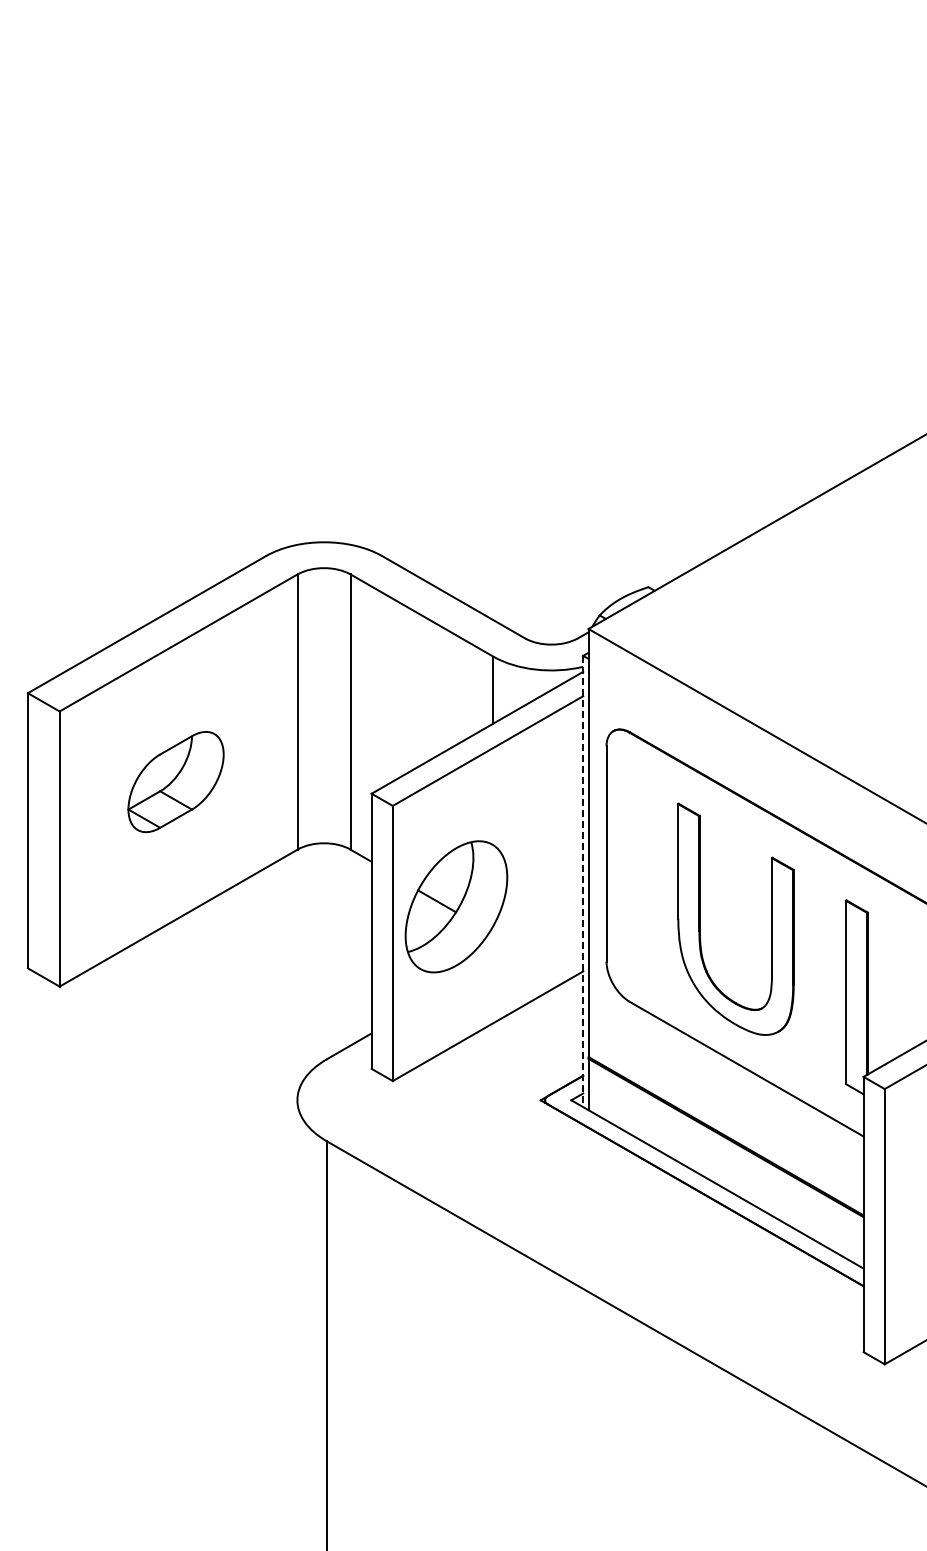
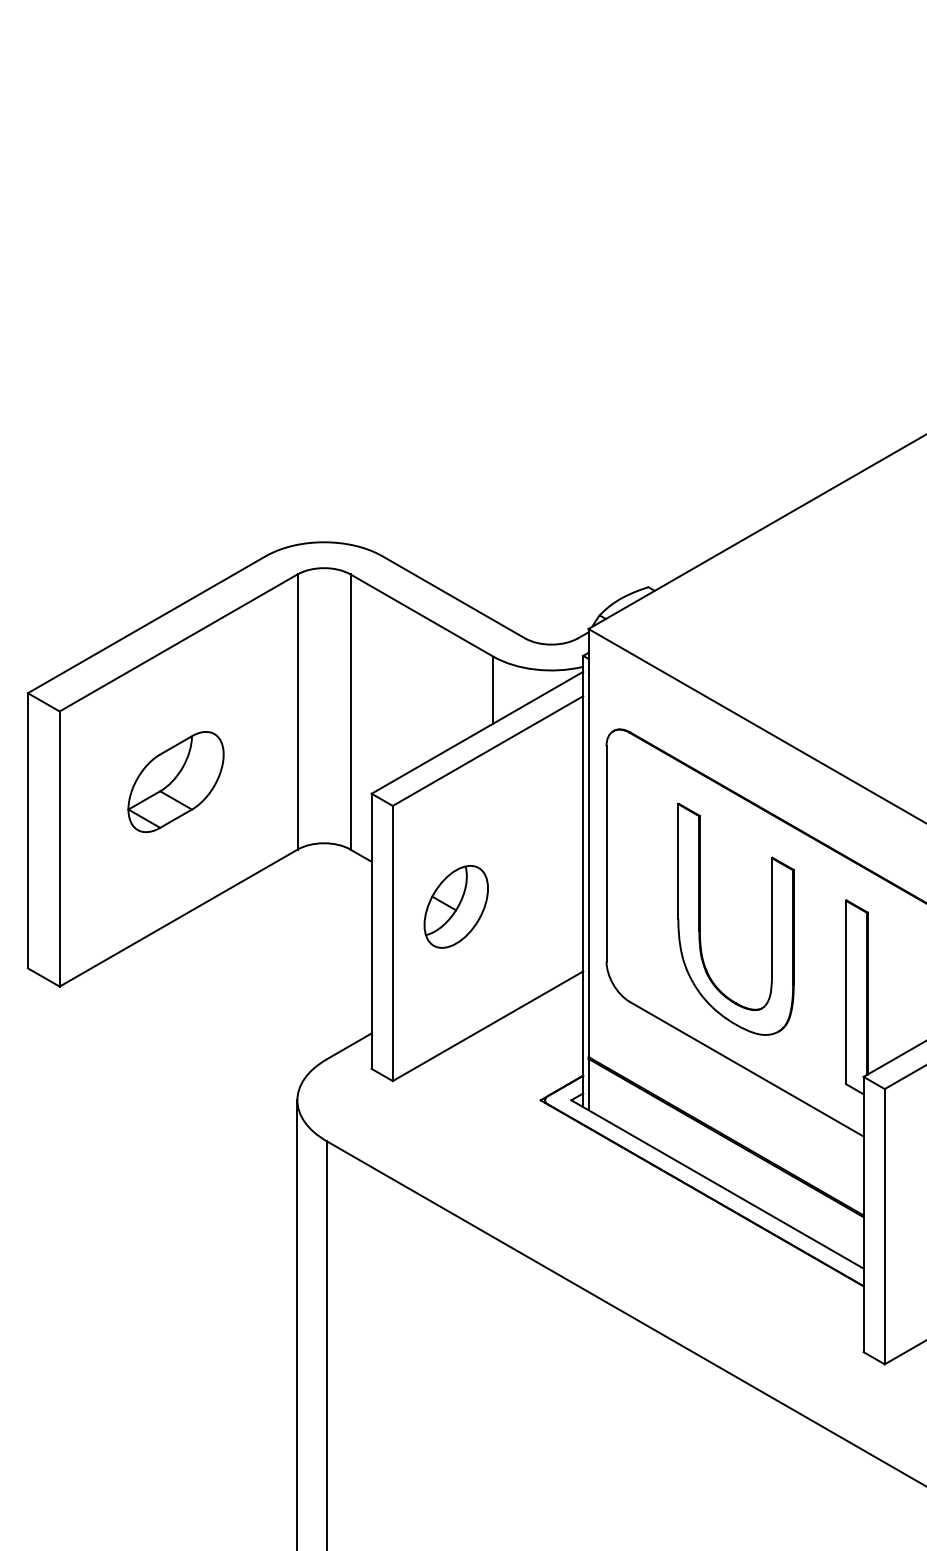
line: dashed -> solid (583, 881)
part size: 105x134 px -> 66x84 px (455, 906)
line: none -> present (297, 1323)
